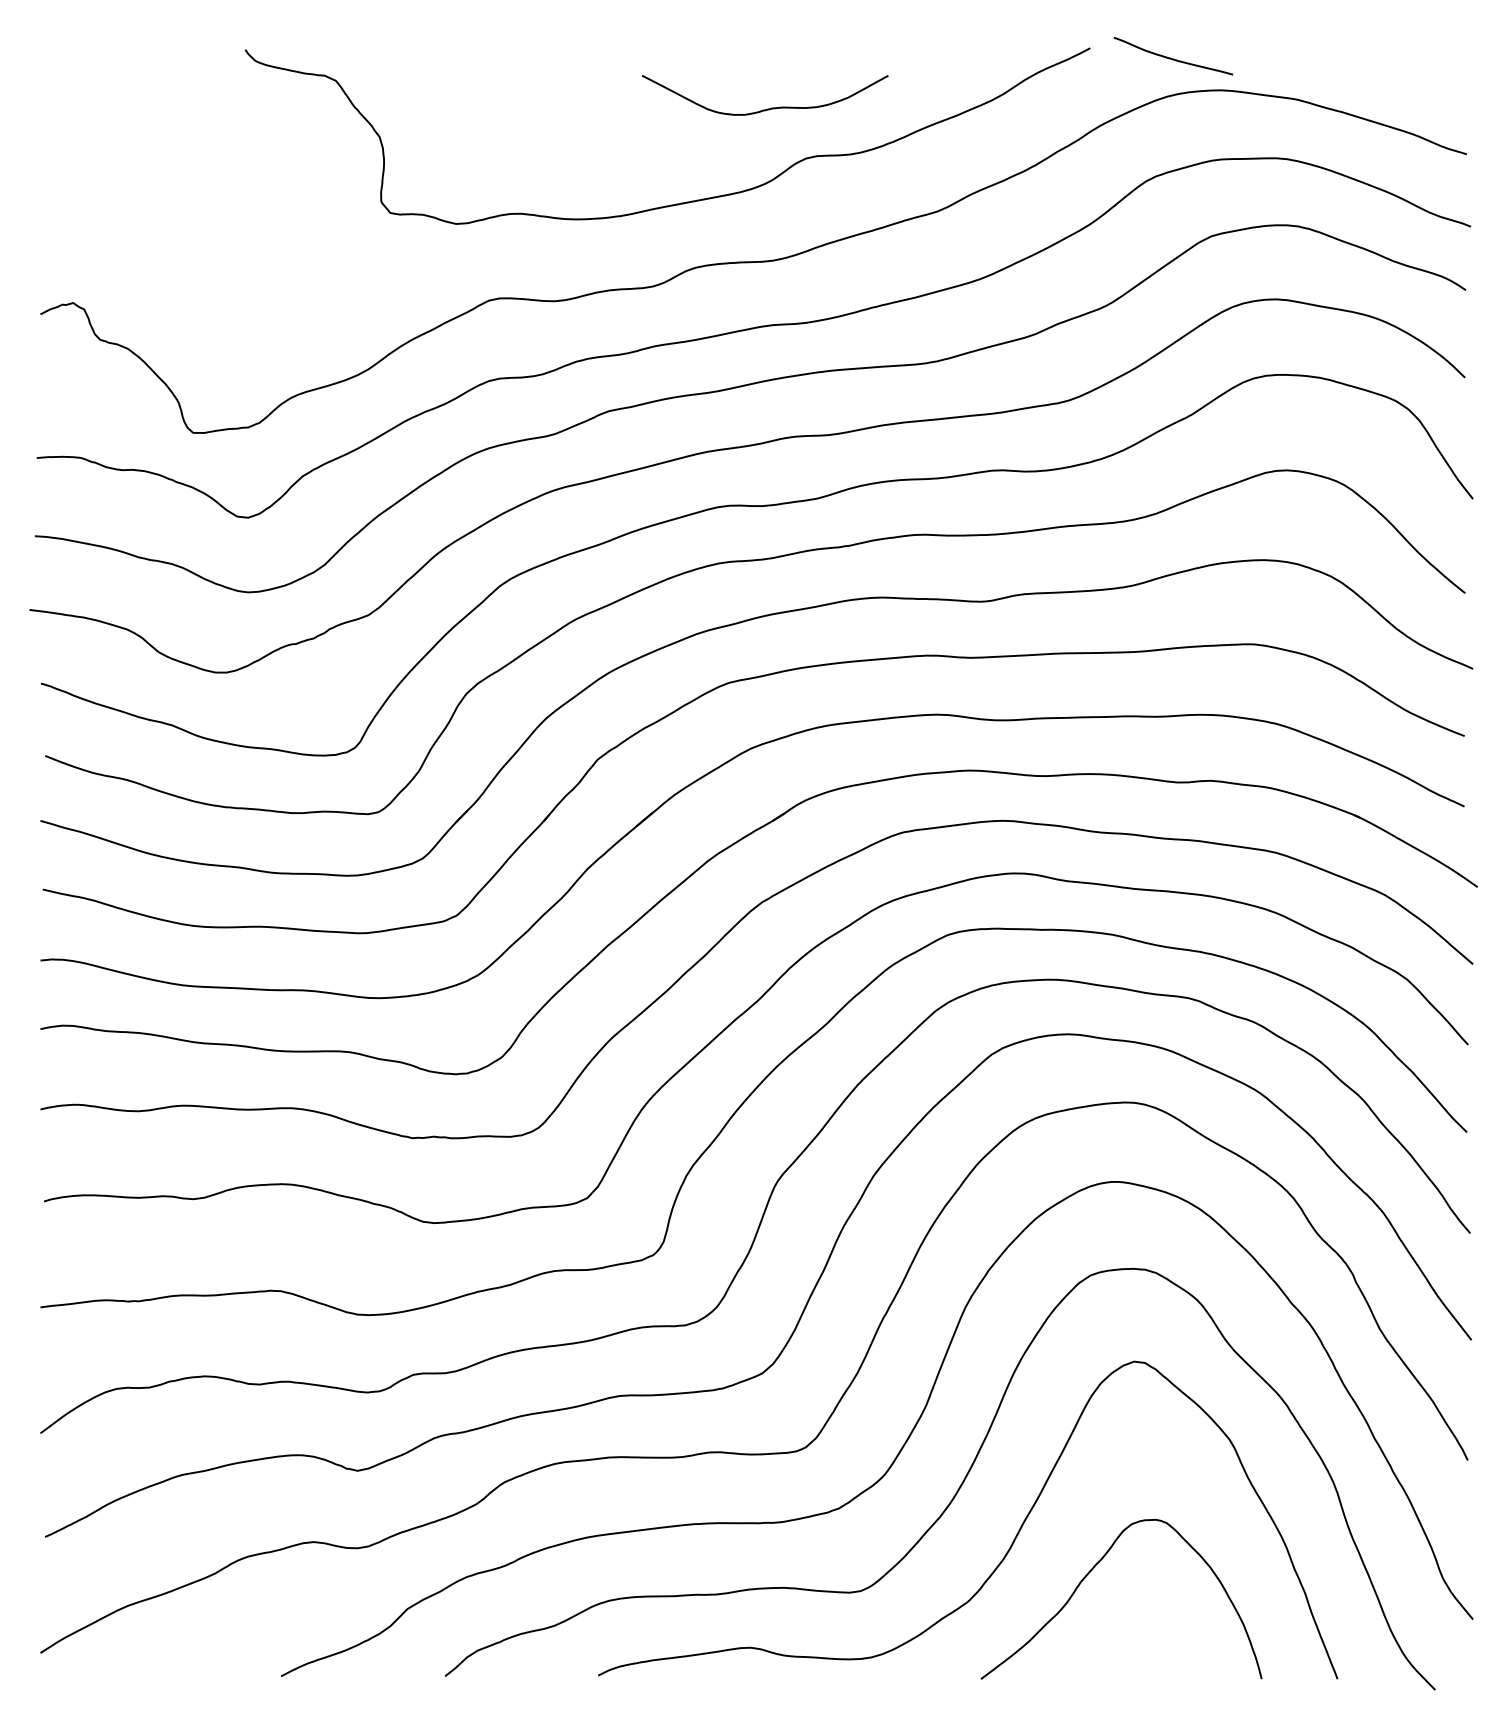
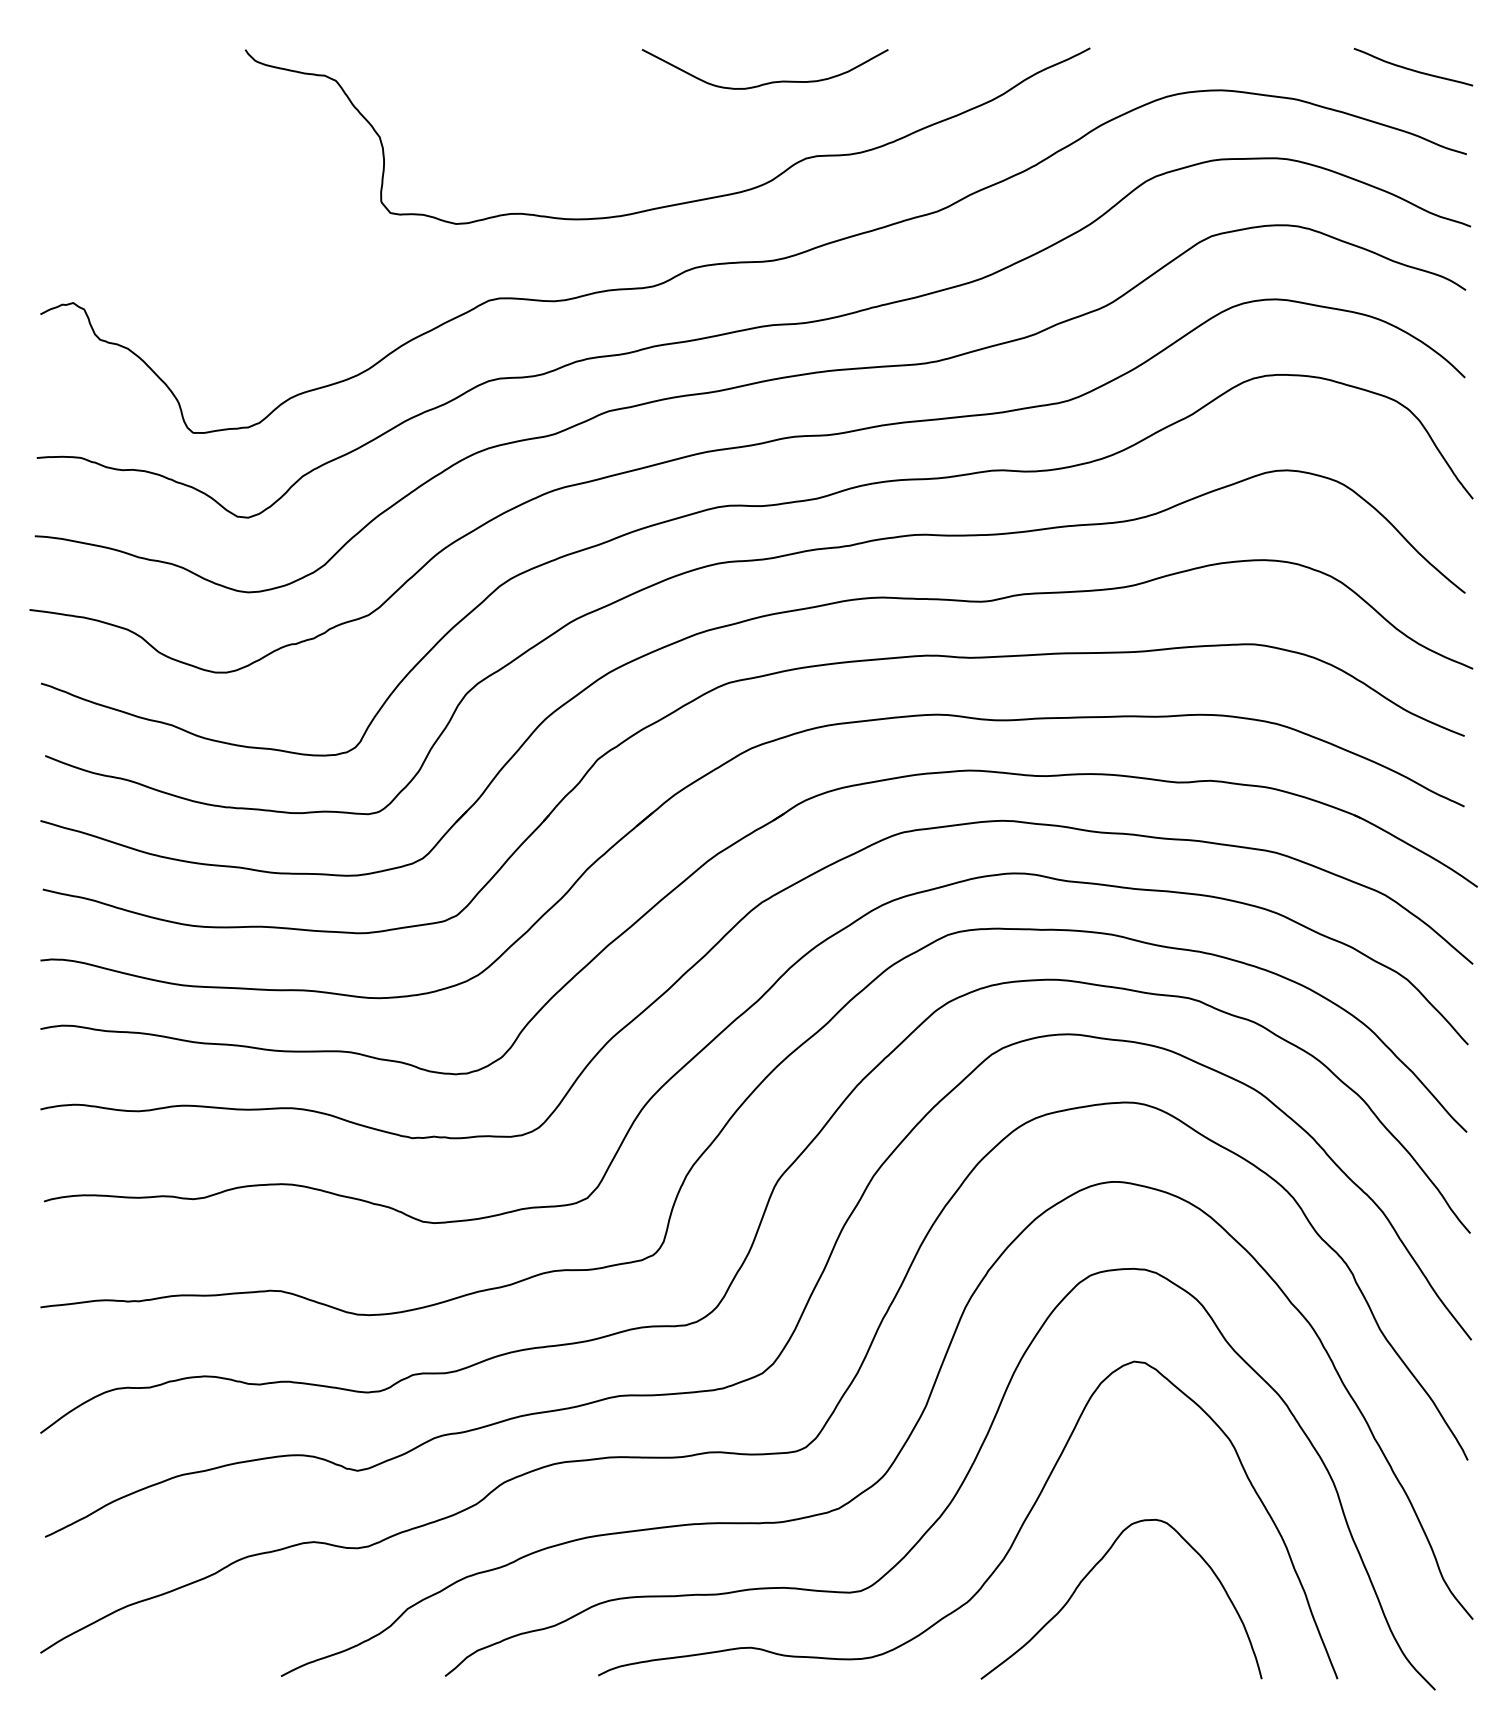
curve position: (1173, 58) -> (1413, 69) (1413, 69)
curve position: (767, 108) -> (767, 82) (767, 82)
